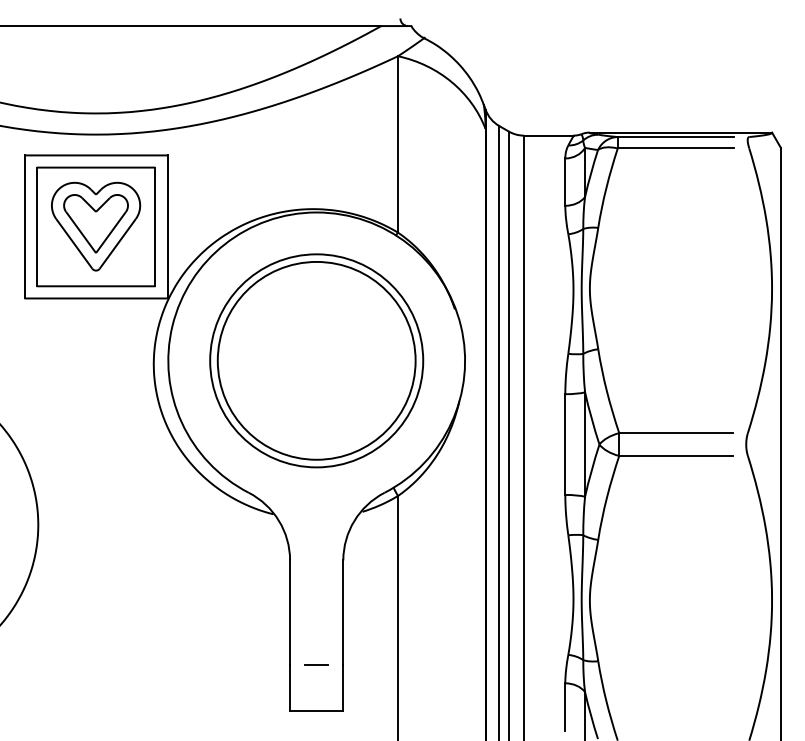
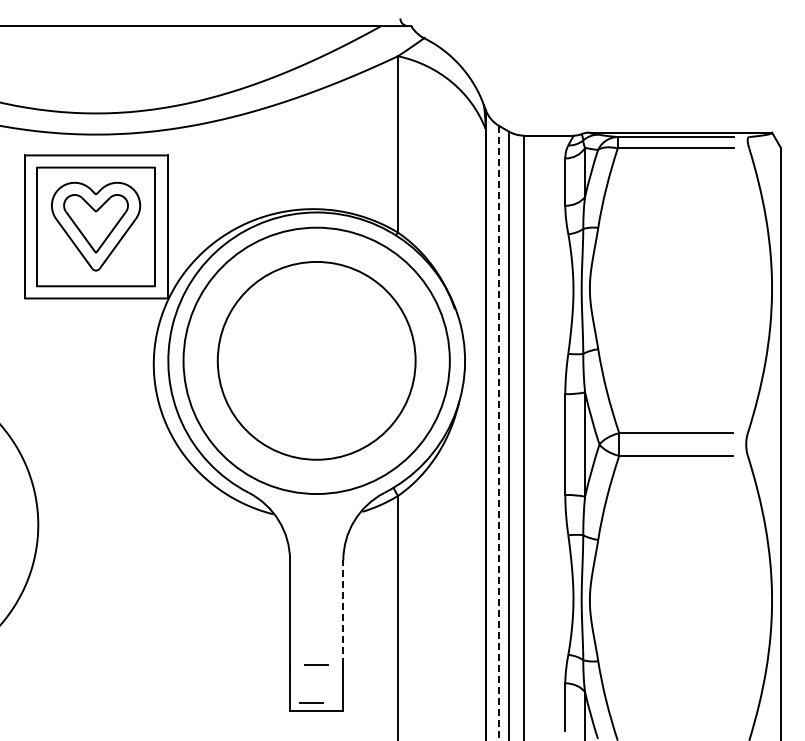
circle diameter: 213 px -> 266 px (316, 360)
line: solid -> dashed (499, 433)
line: solid -> dashed (343, 612)
line: none -> present (311, 702)
